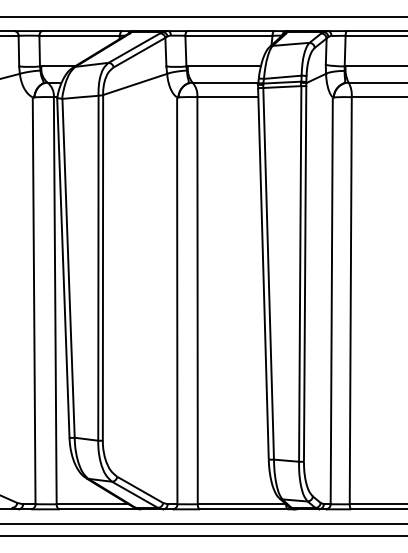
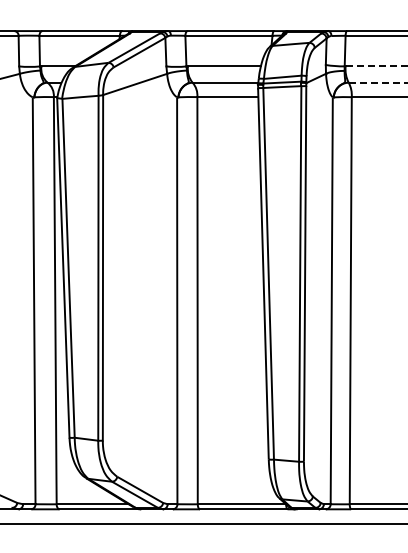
line: present -> none (203, 16)
line: solid -> dashed (376, 66)
line: solid -> dashed (378, 82)
line: present -> none (203, 536)
